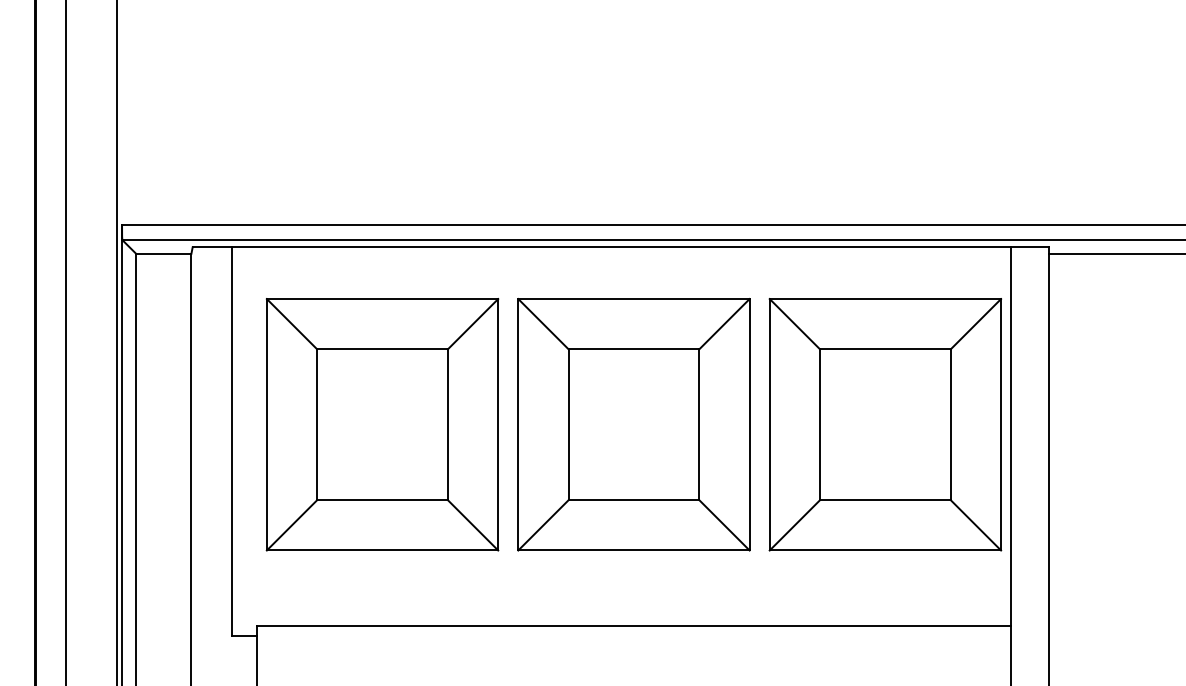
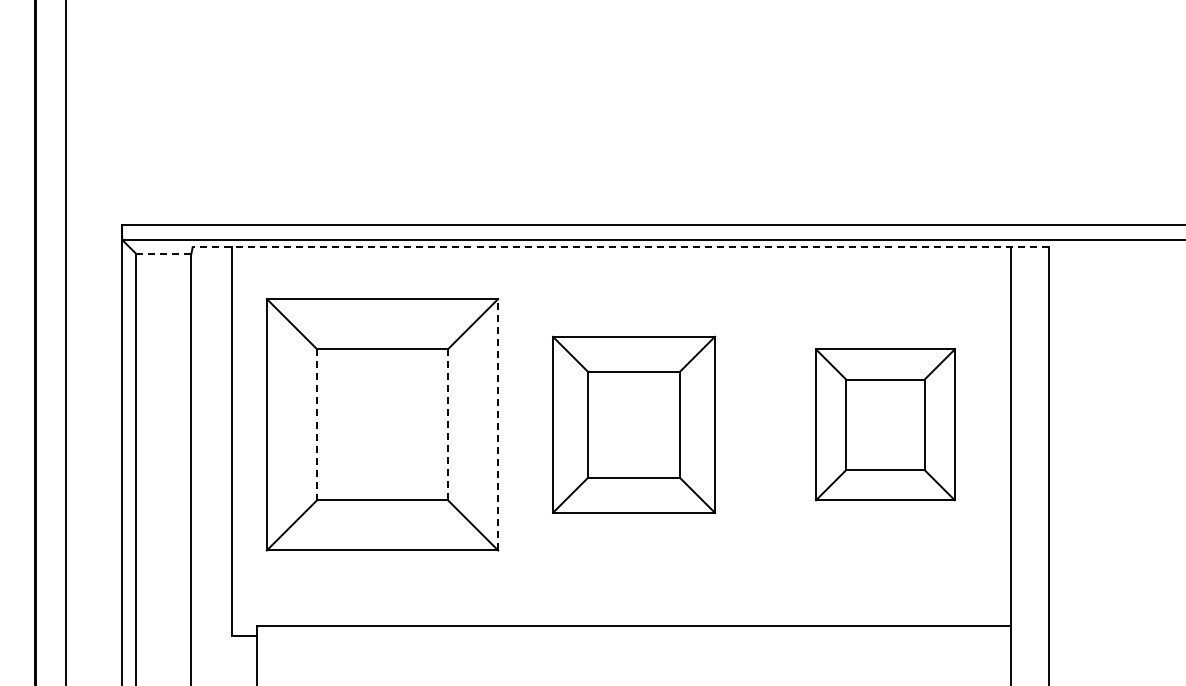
line: solid -> dashed (620, 247)
line: solid -> dashed (163, 253)
line: present -> none (1115, 253)
line: present -> none (116, 342)
line: solid -> dashed (447, 424)
line: solid -> dashed (498, 424)
part size: 234x254 px -> 164x179 px (633, 424)
part size: 235x254 px -> 141x154 px (885, 424)
line: solid -> dashed (317, 425)
